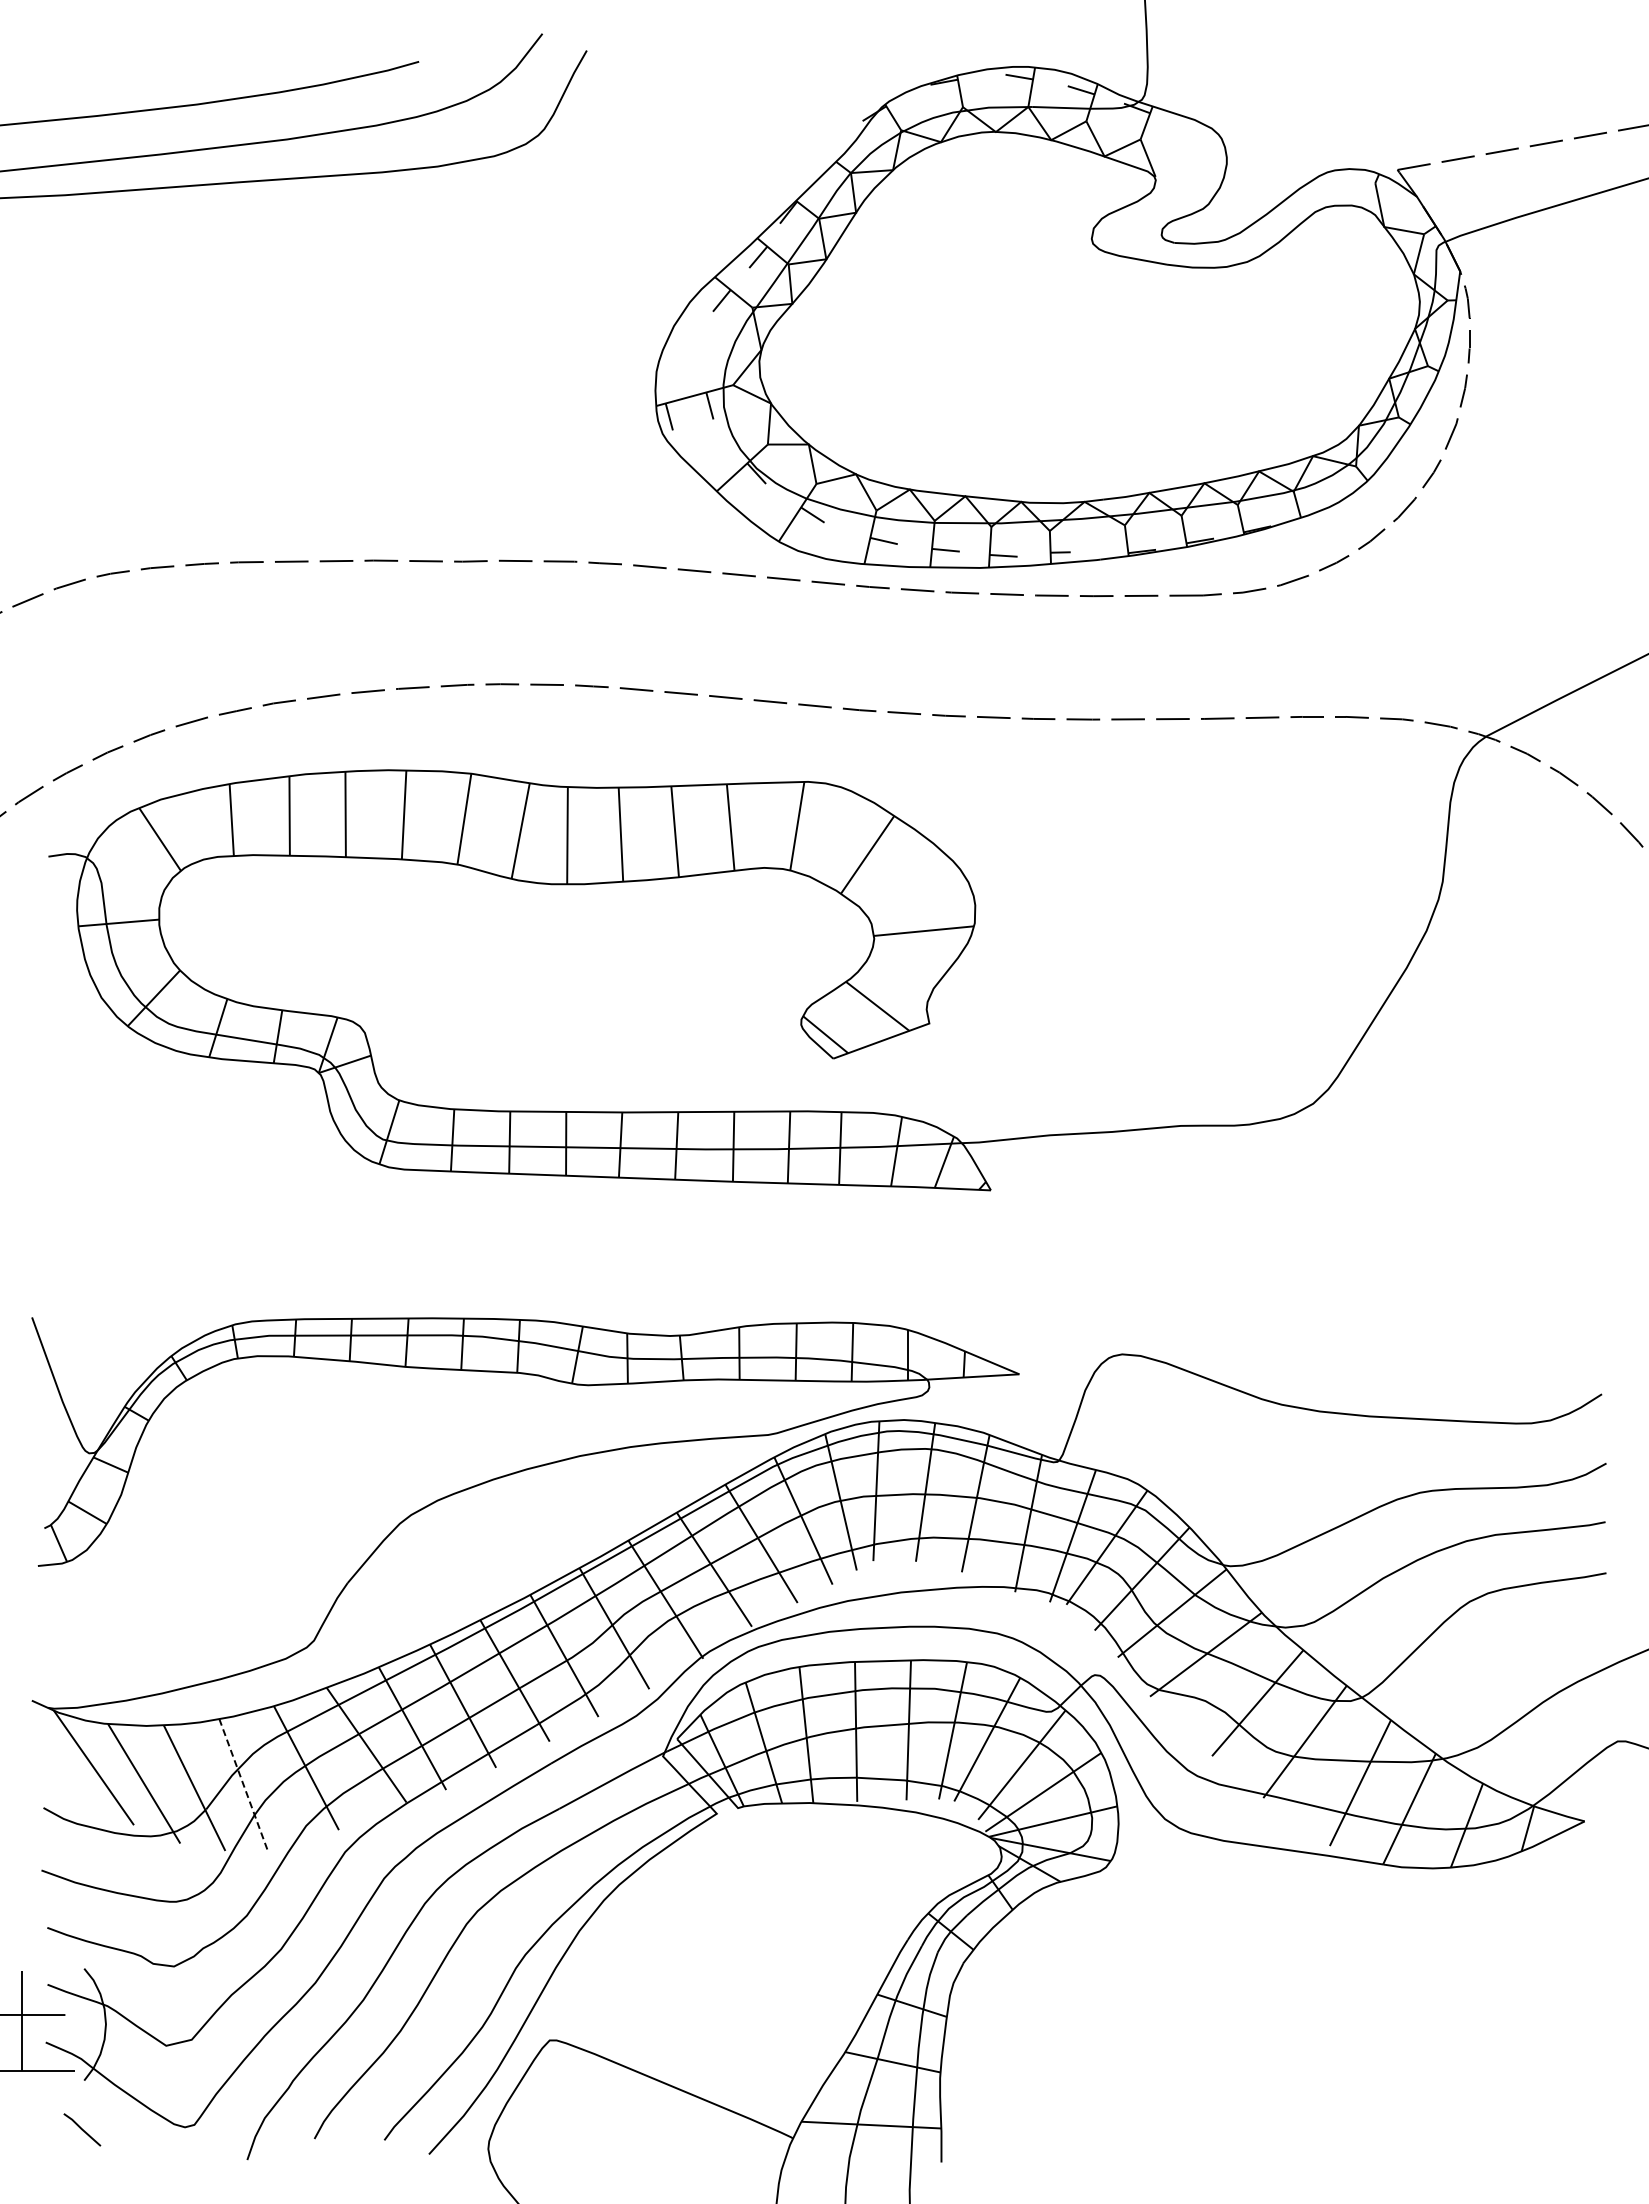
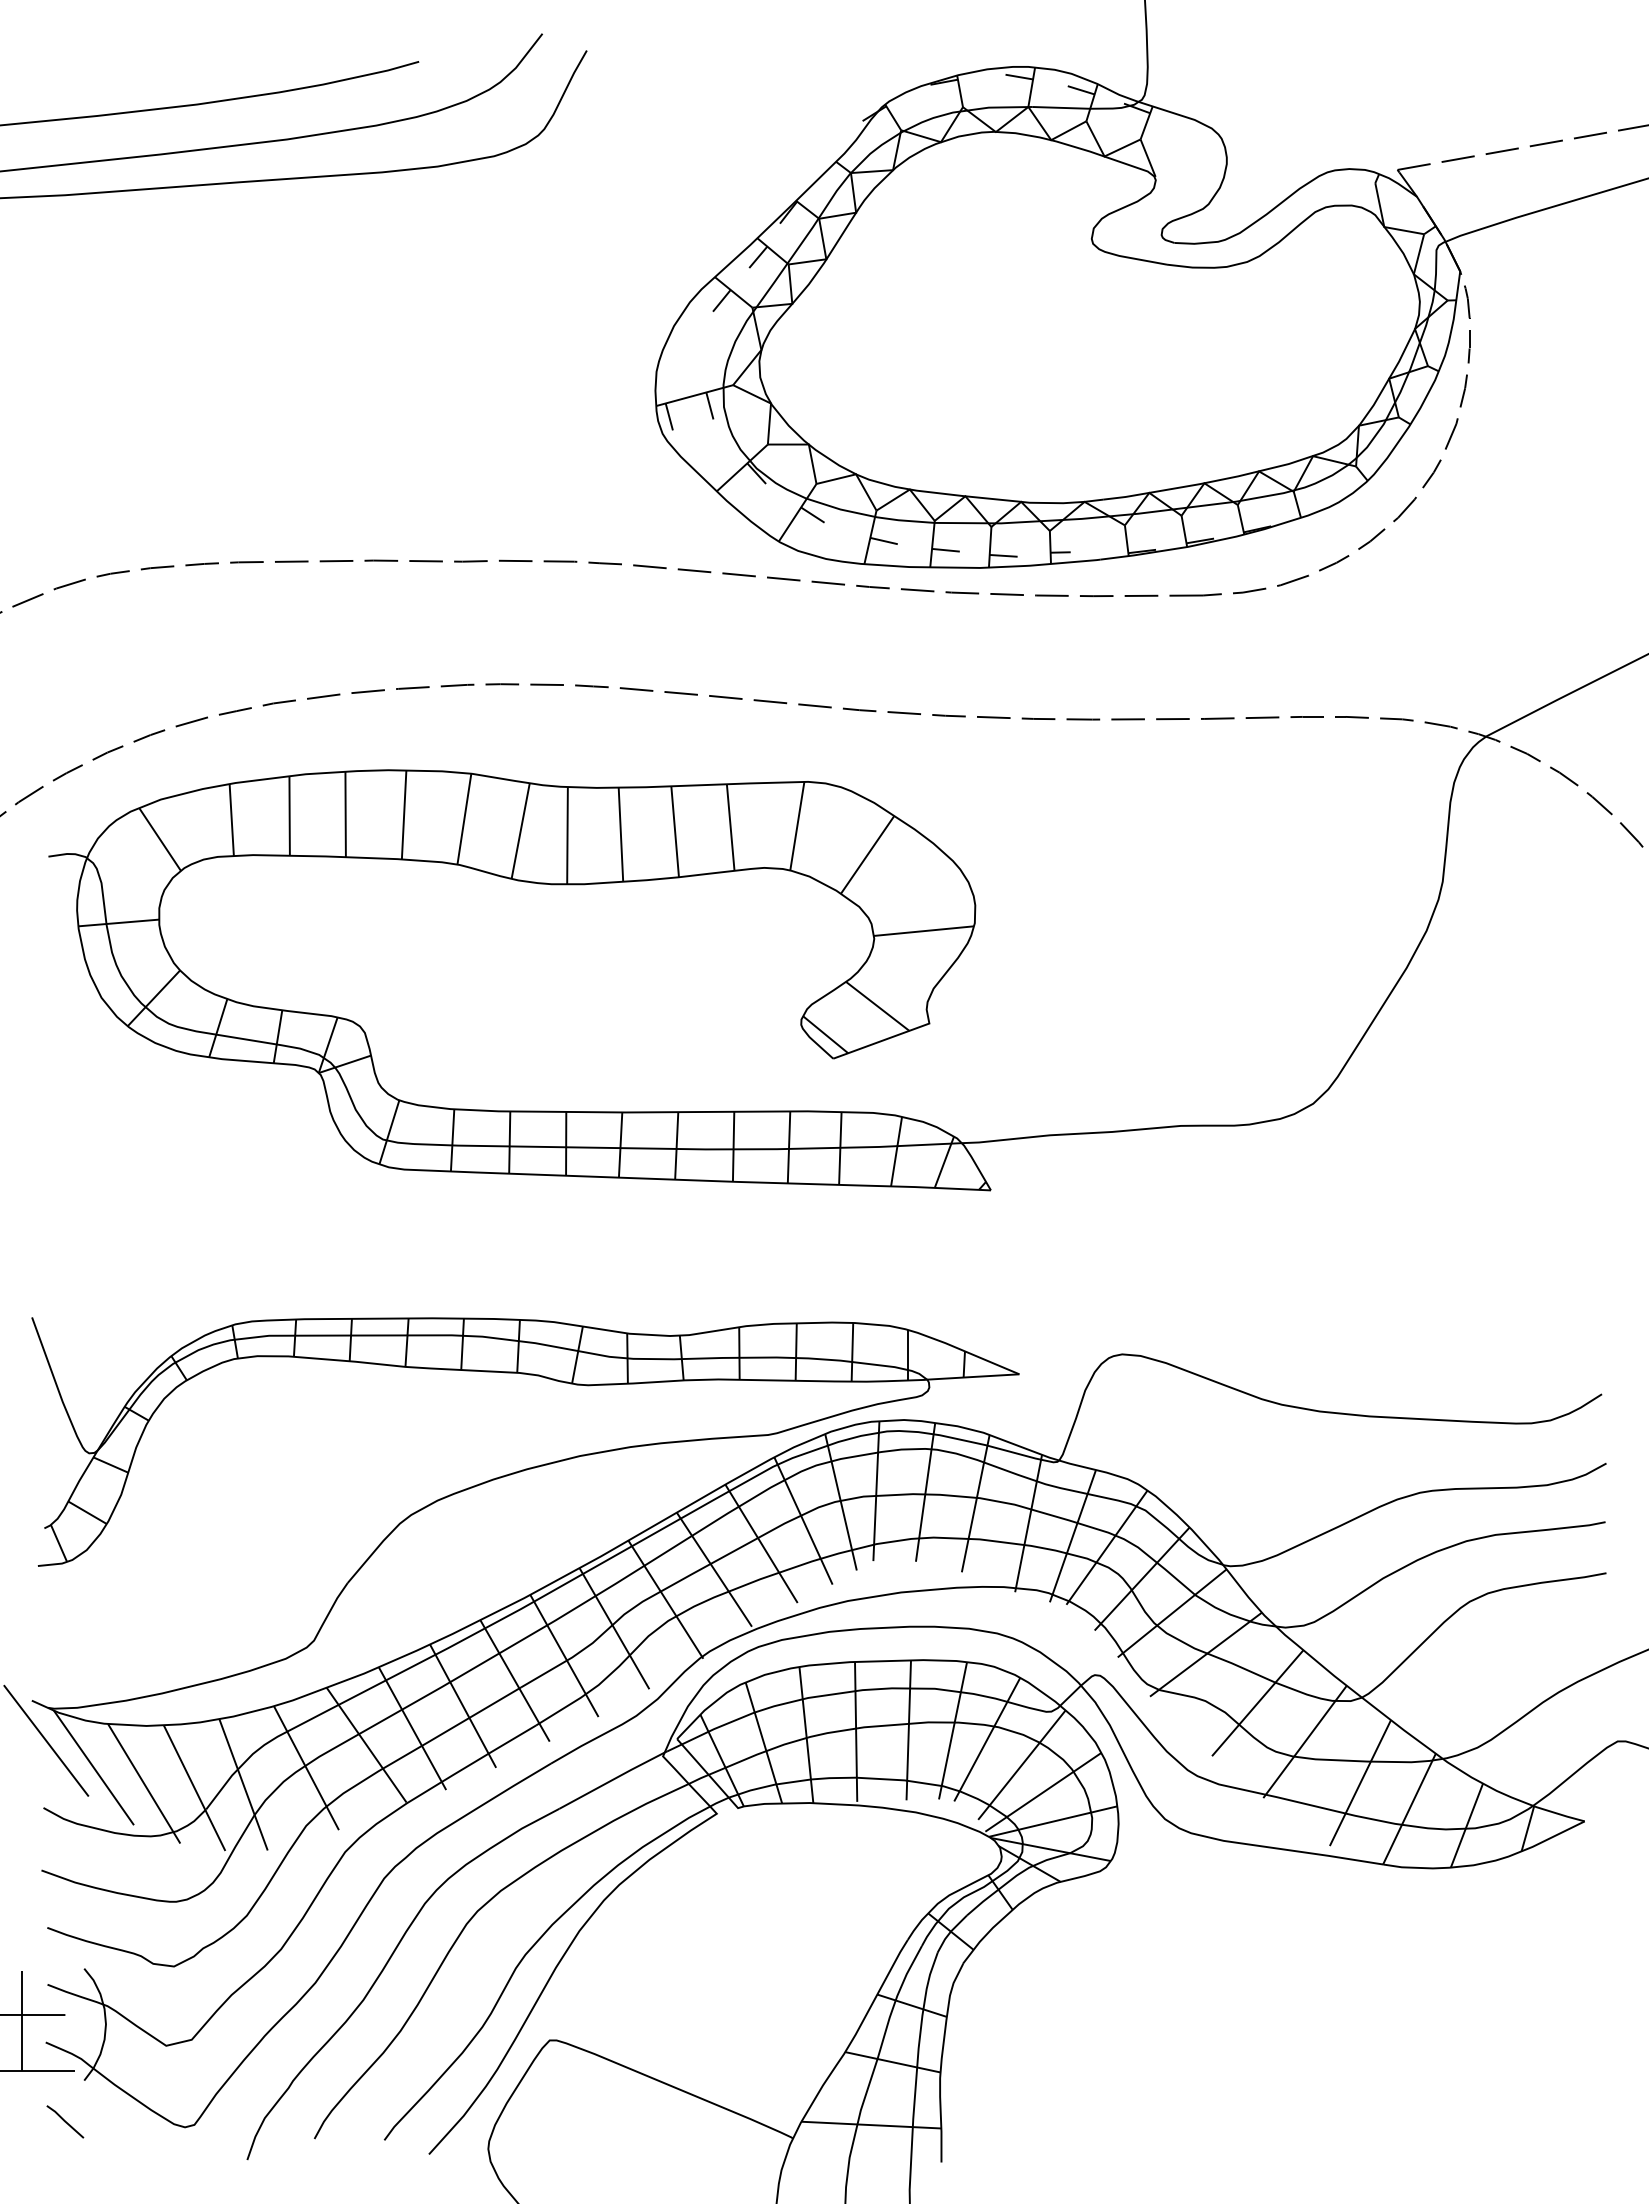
line: none -> present (46, 1740)
line: dashed -> solid (243, 1785)
line position: (82, 2129) -> (65, 2121) (65, 2121)
